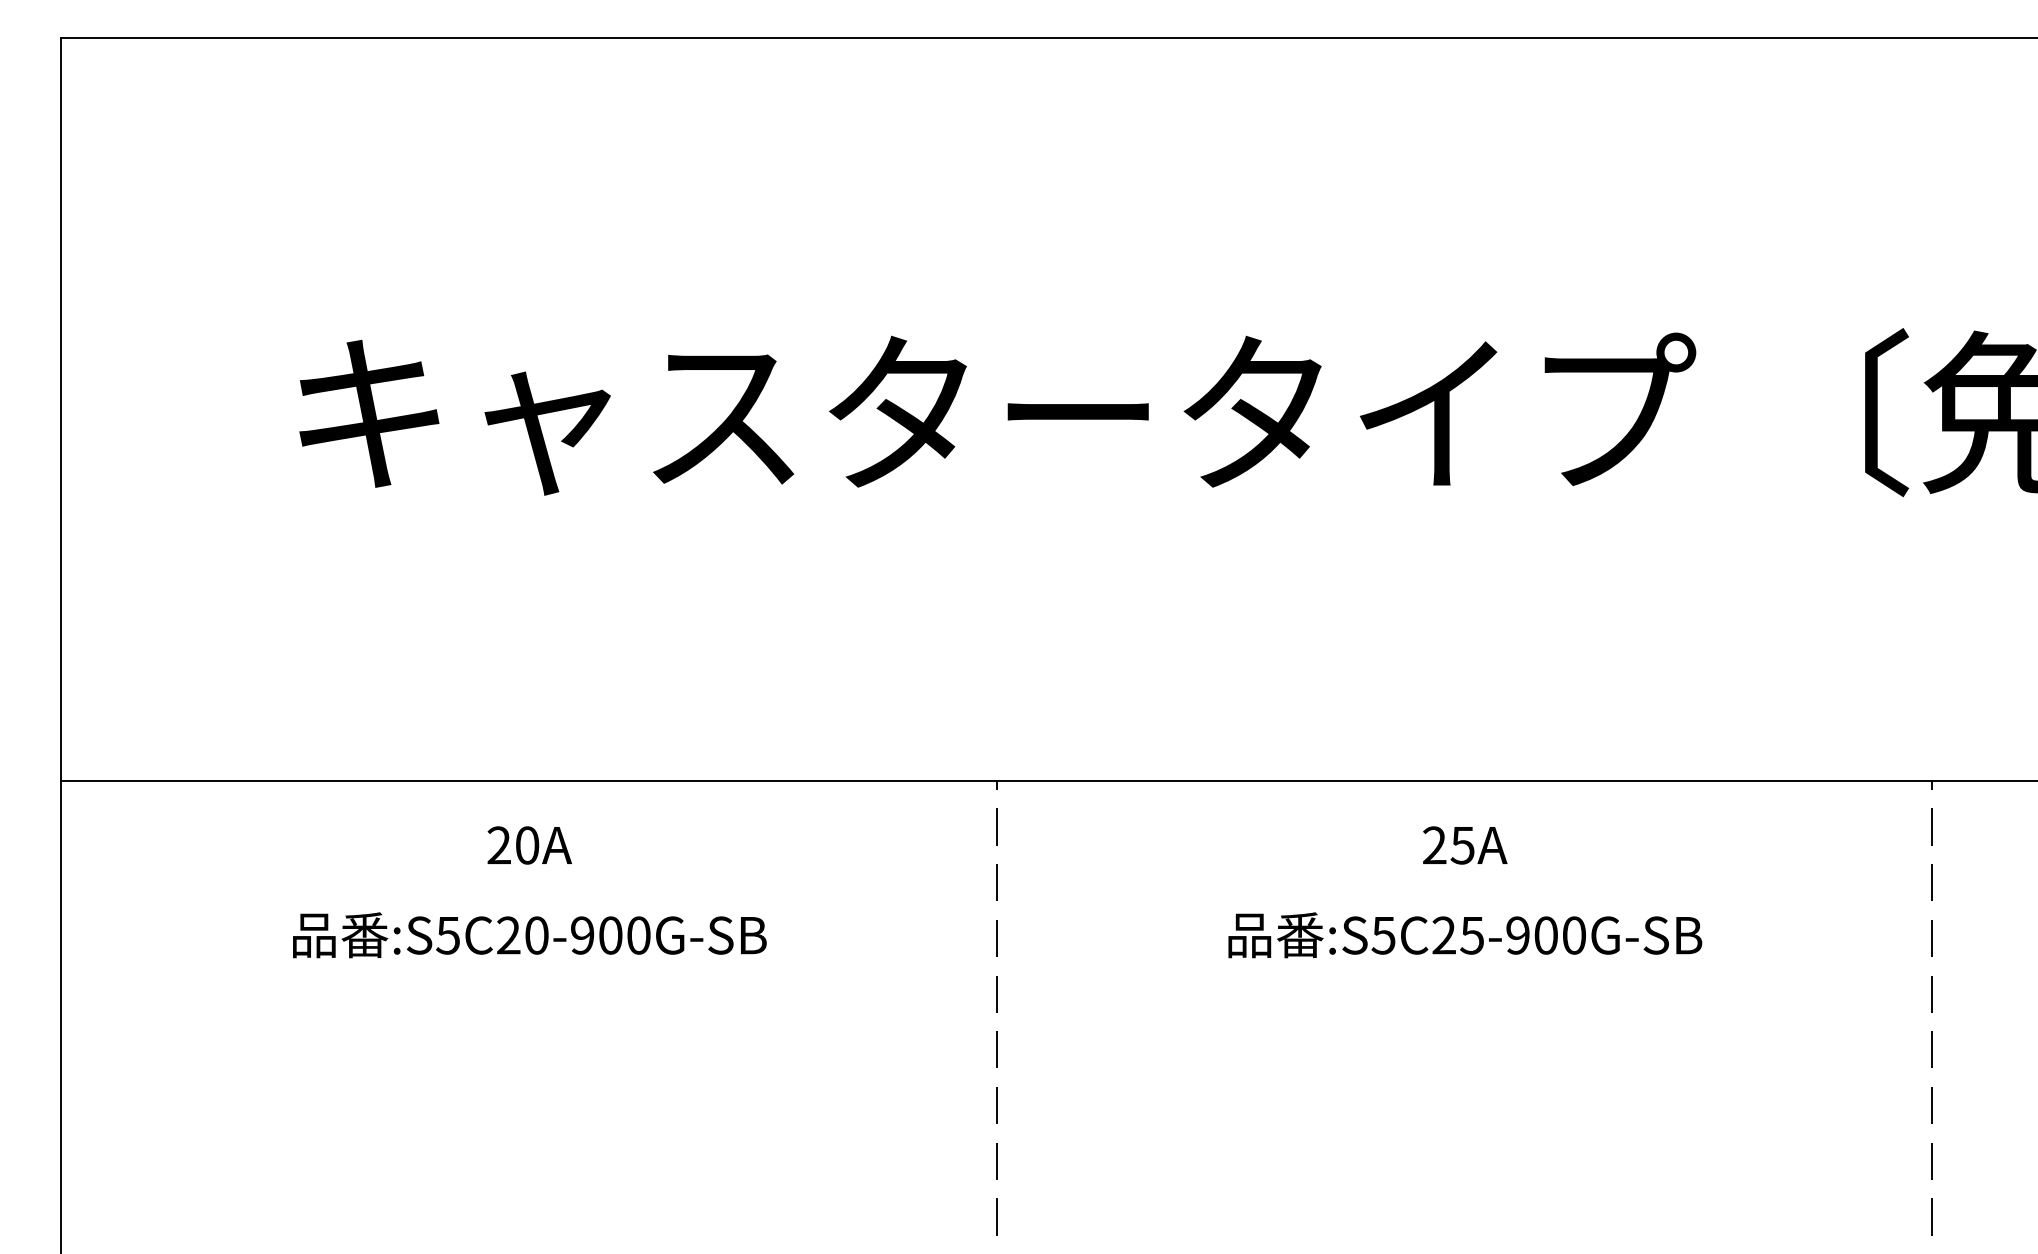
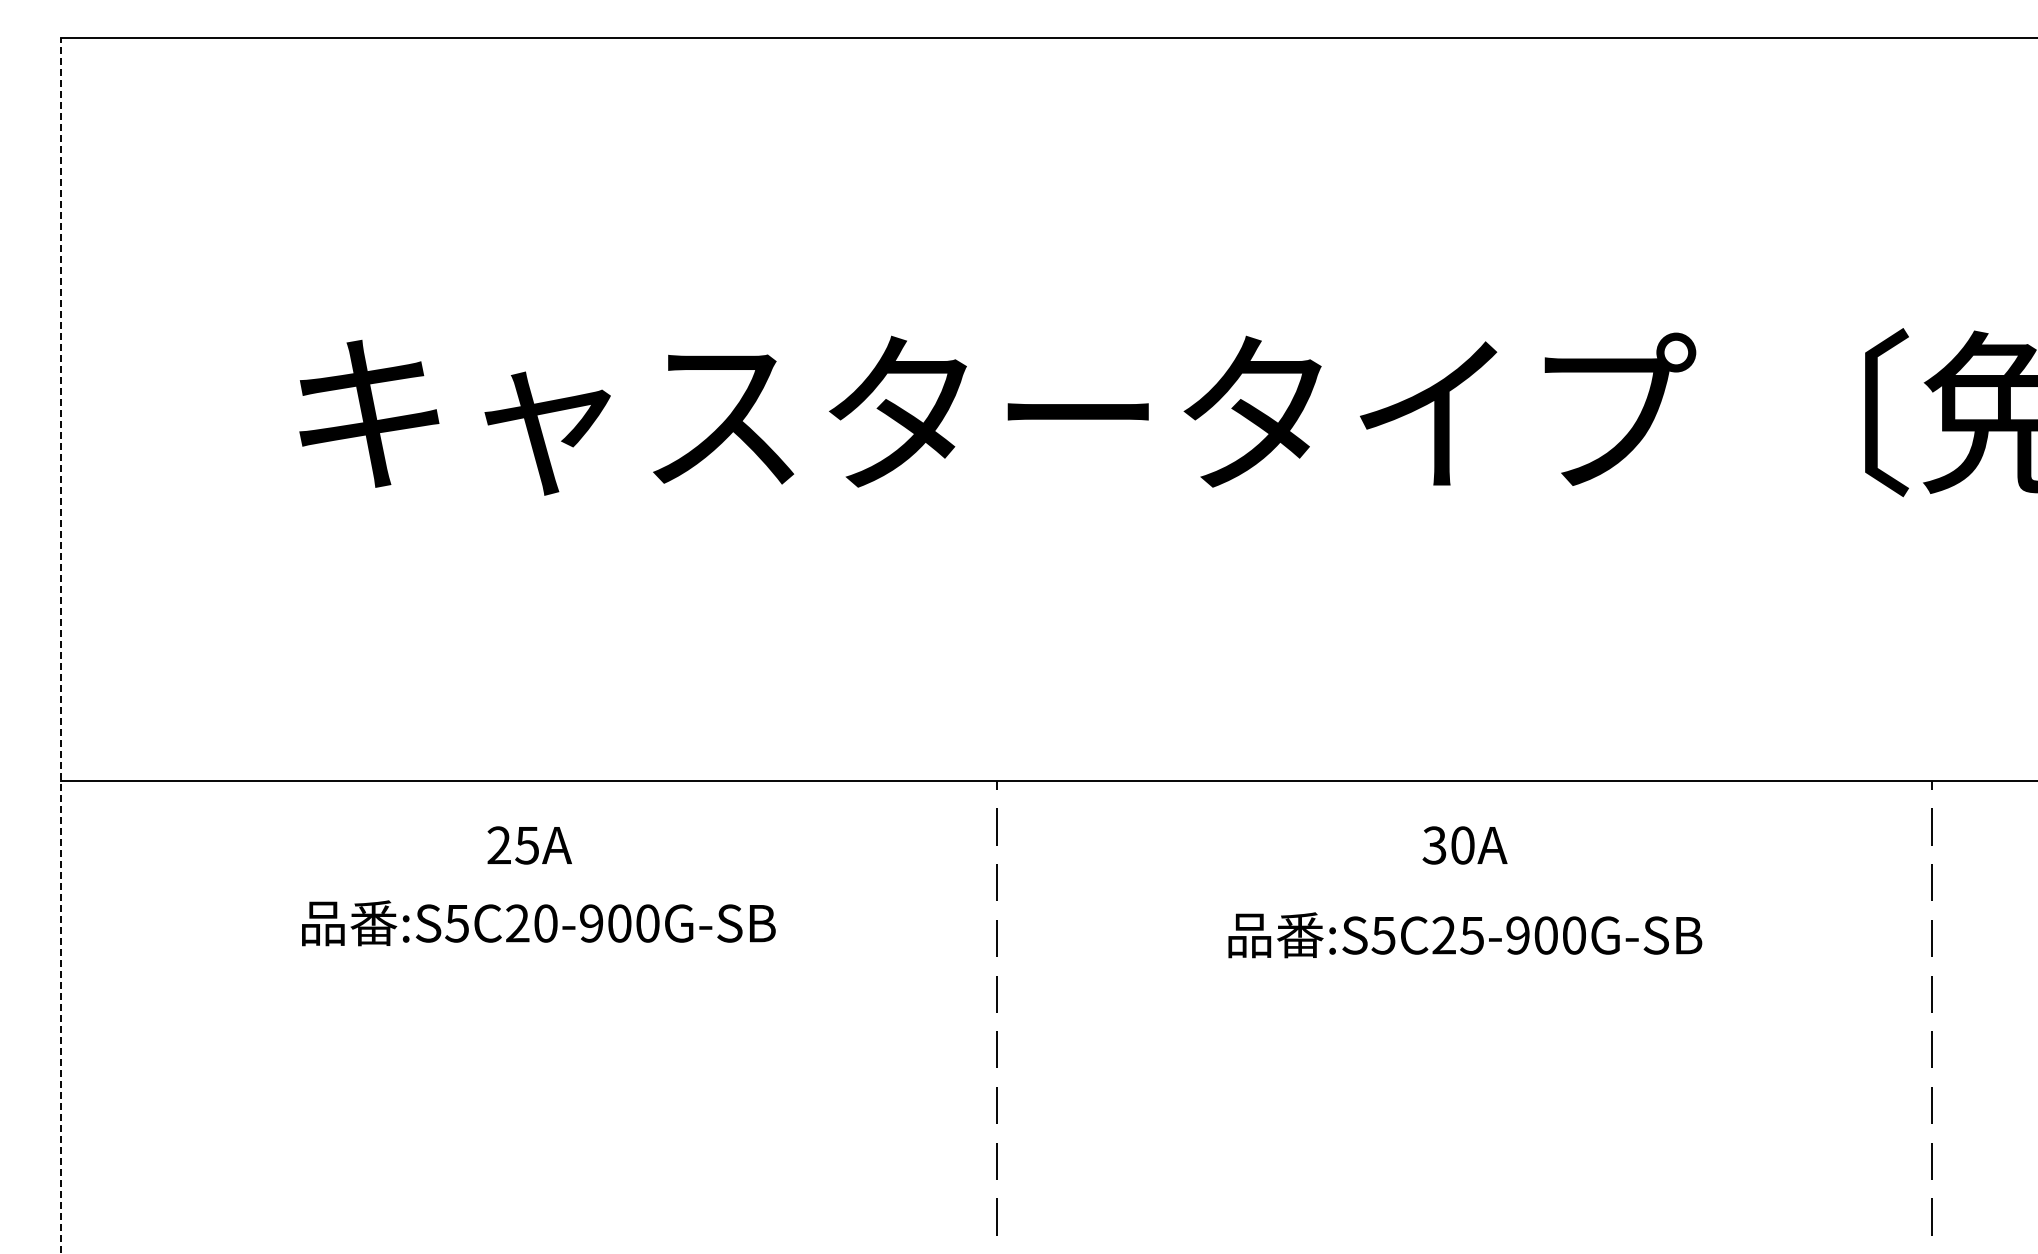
line: solid -> dashed (61, 645)
text: 20A -> 25A (527, 845)
text: 25A -> 30A (1448, 845)
text position: (529, 935) -> (538, 923) (538, 923)
